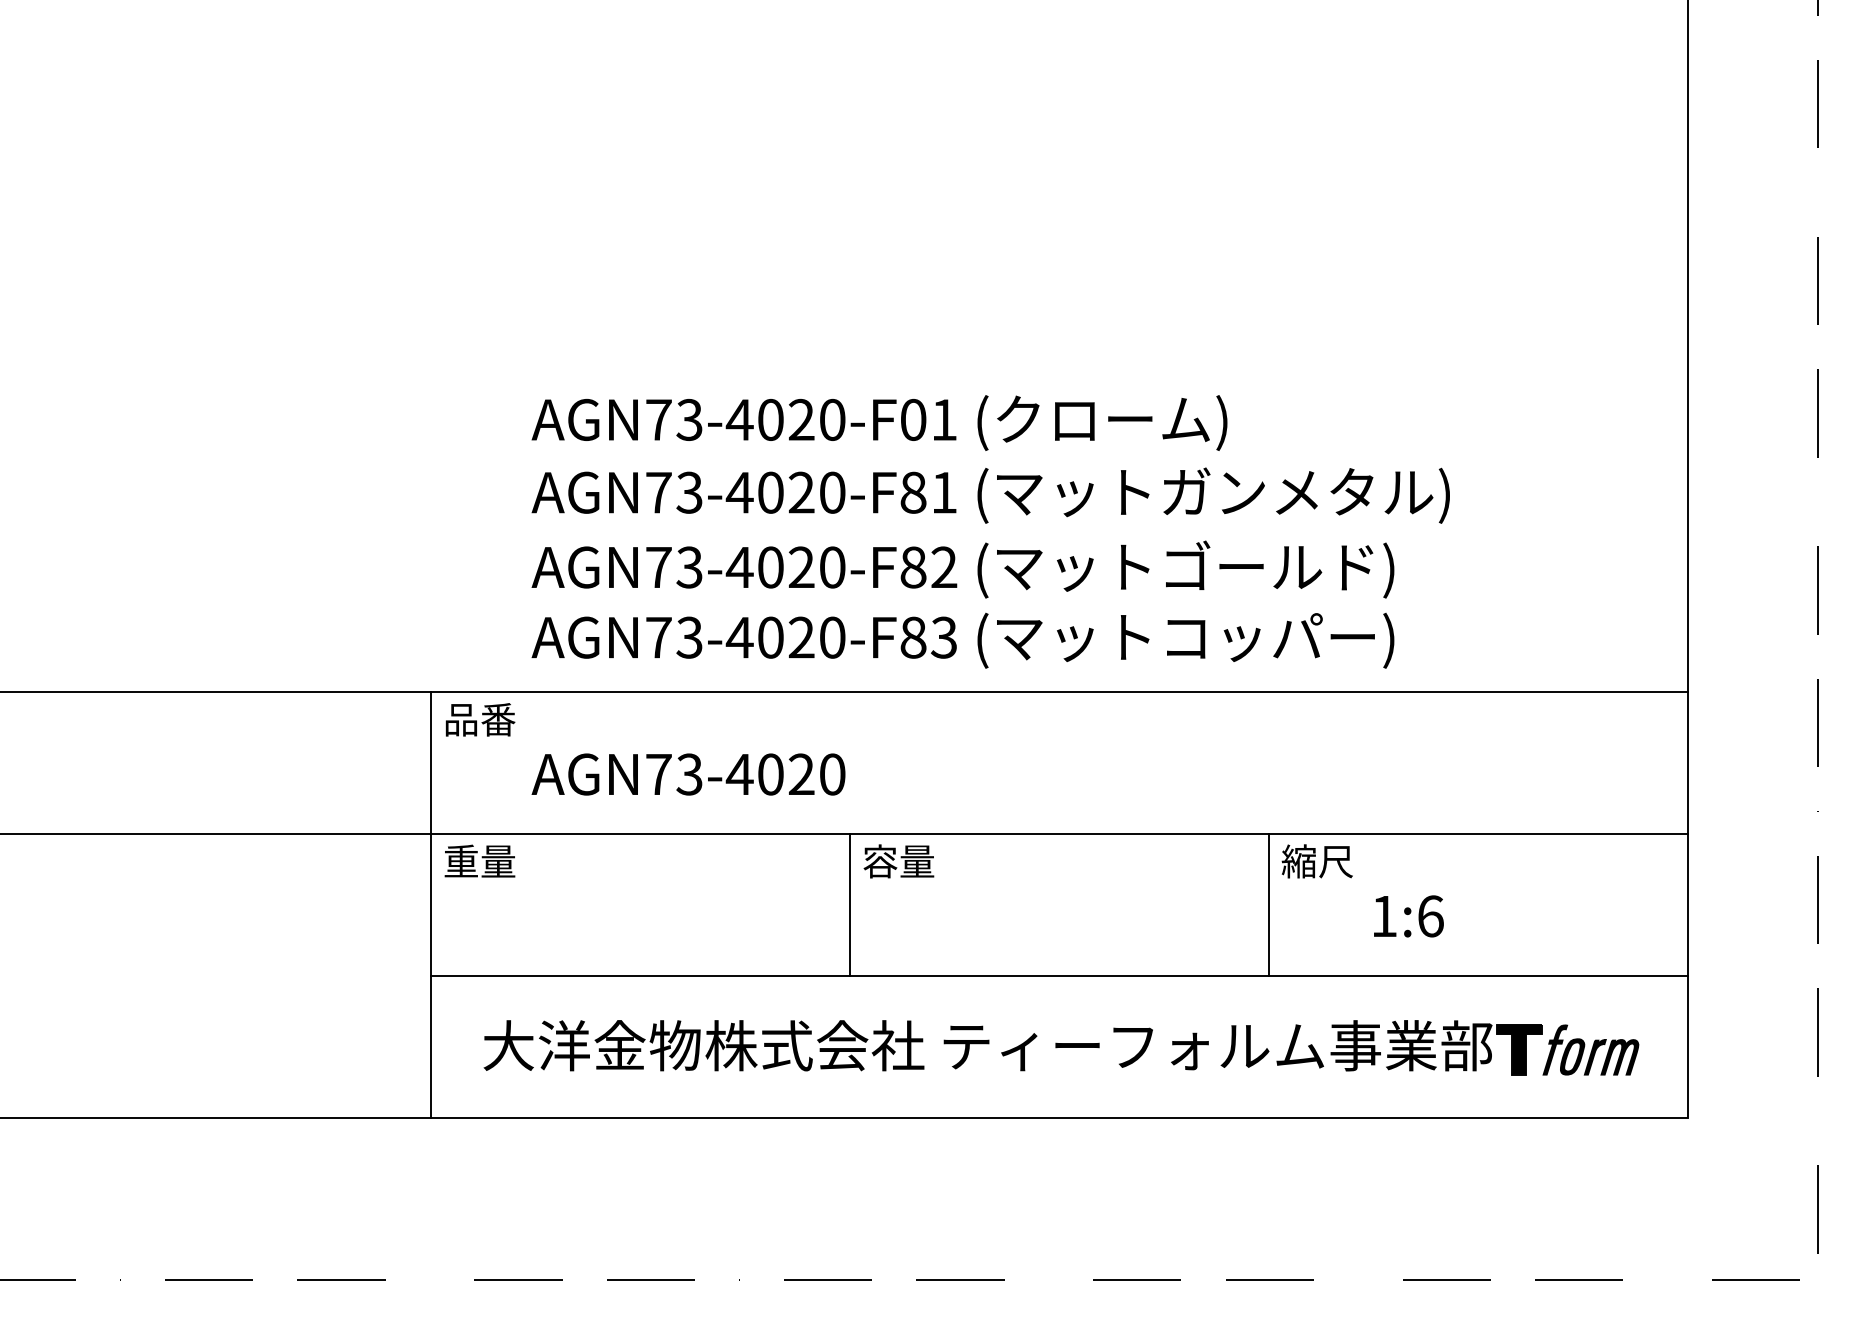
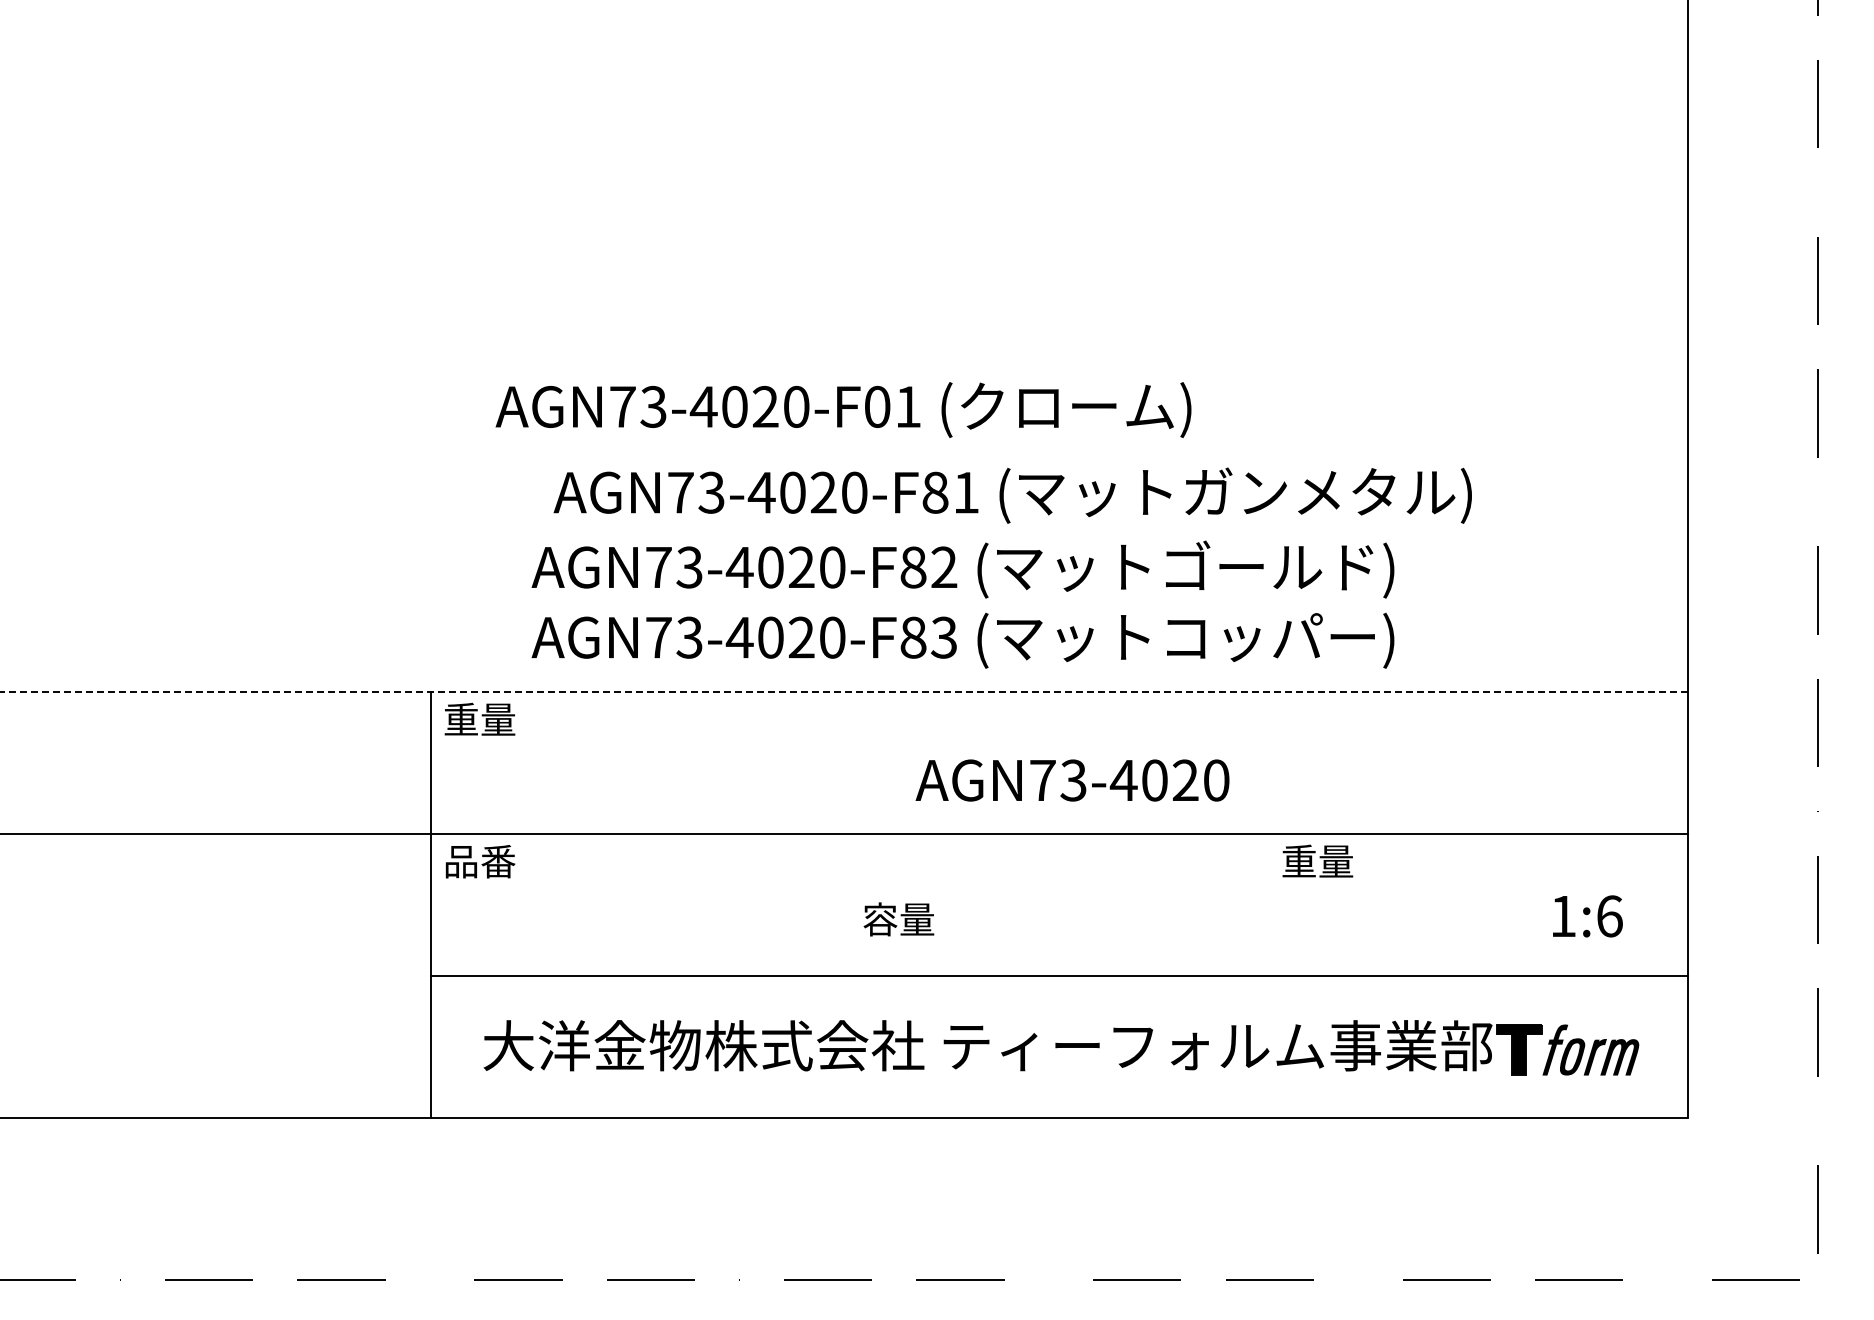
text position: (879, 422) -> (843, 409) (843, 409)
text position: (990, 495) -> (1012, 495) (1012, 495)
line: solid -> dashed (844, 692)
text: 品番 -> 重量 (479, 719)
text position: (688, 774) -> (1072, 780) (1072, 780)
text: 重量 -> 品番 (479, 861)
text position: (898, 861) -> (898, 919) (898, 919)
text: 縮尺 -> 重量 (1317, 861)
line: present -> none (850, 905)
line: present -> none (1268, 905)
text position: (1408, 916) -> (1587, 916) (1587, 916)
